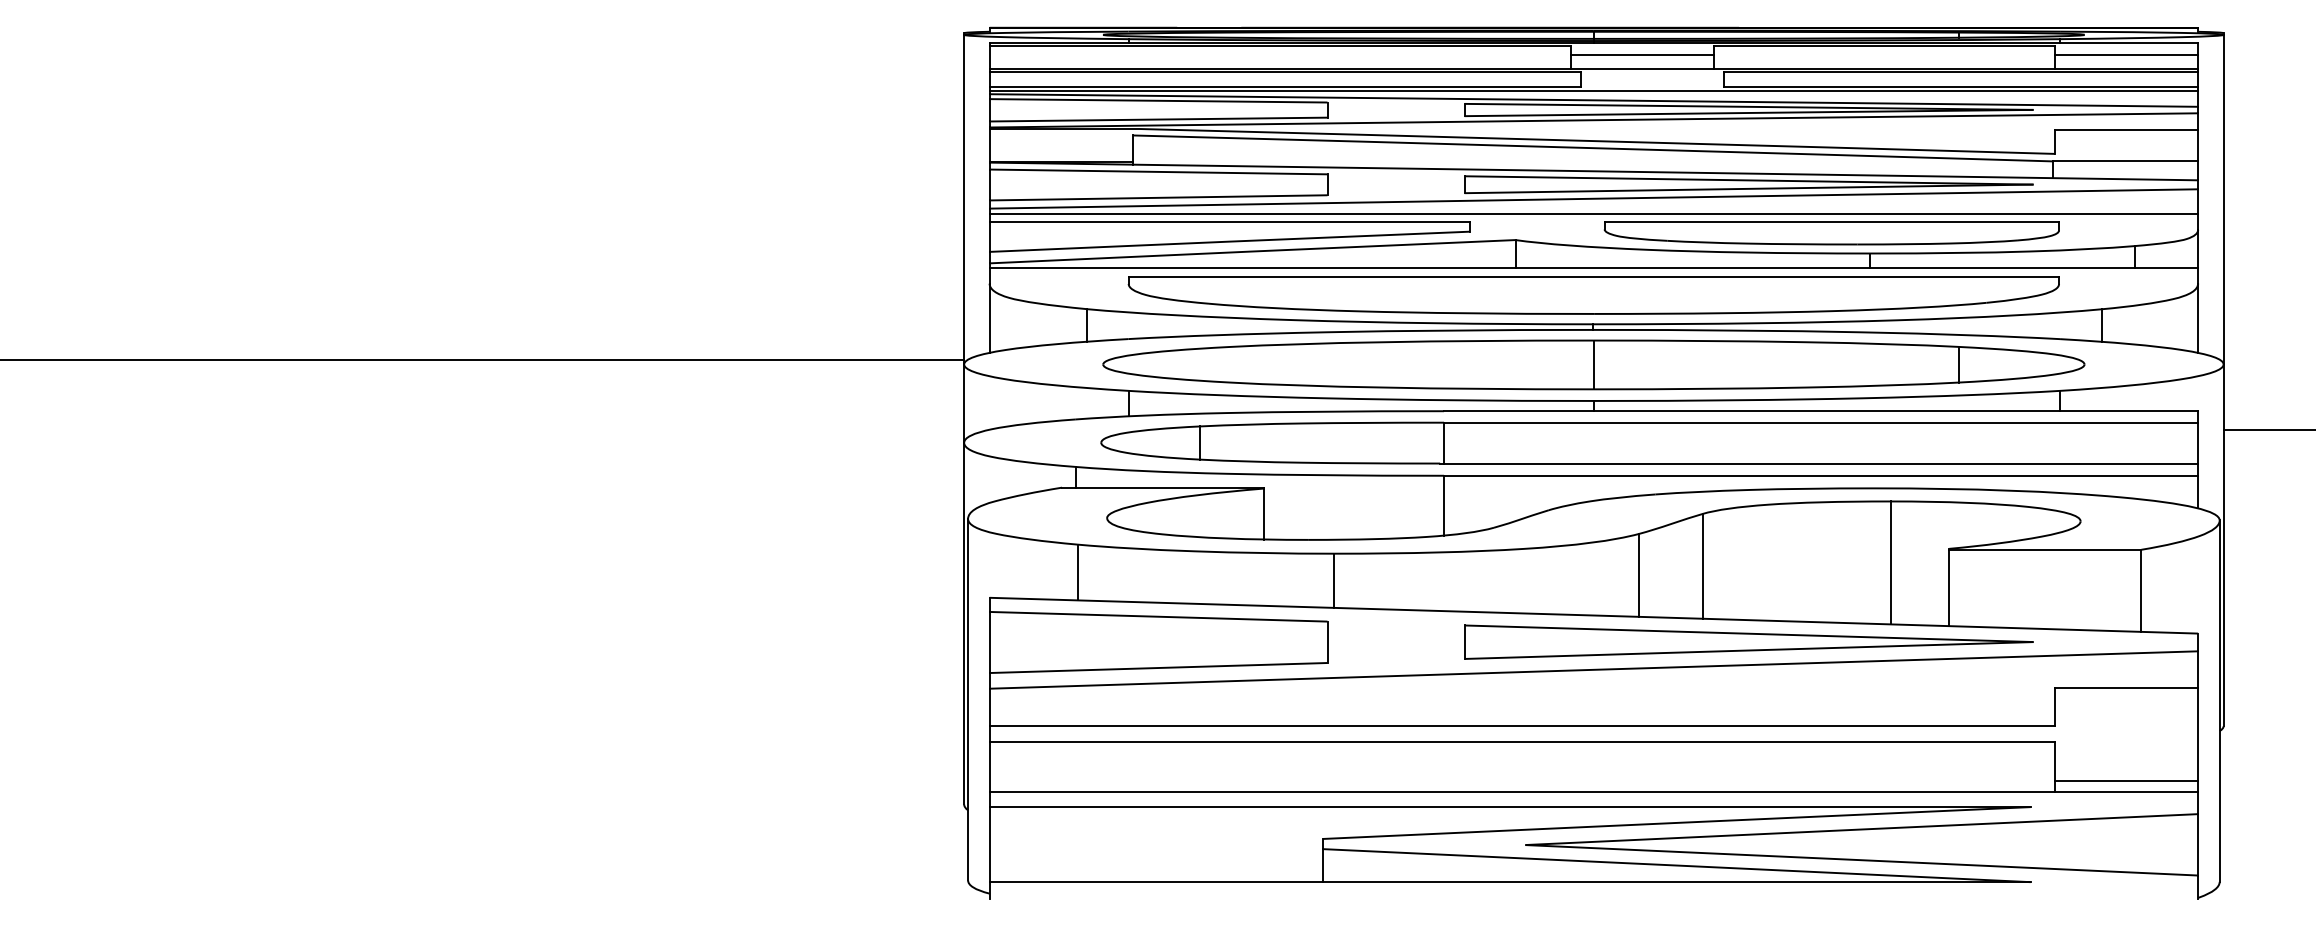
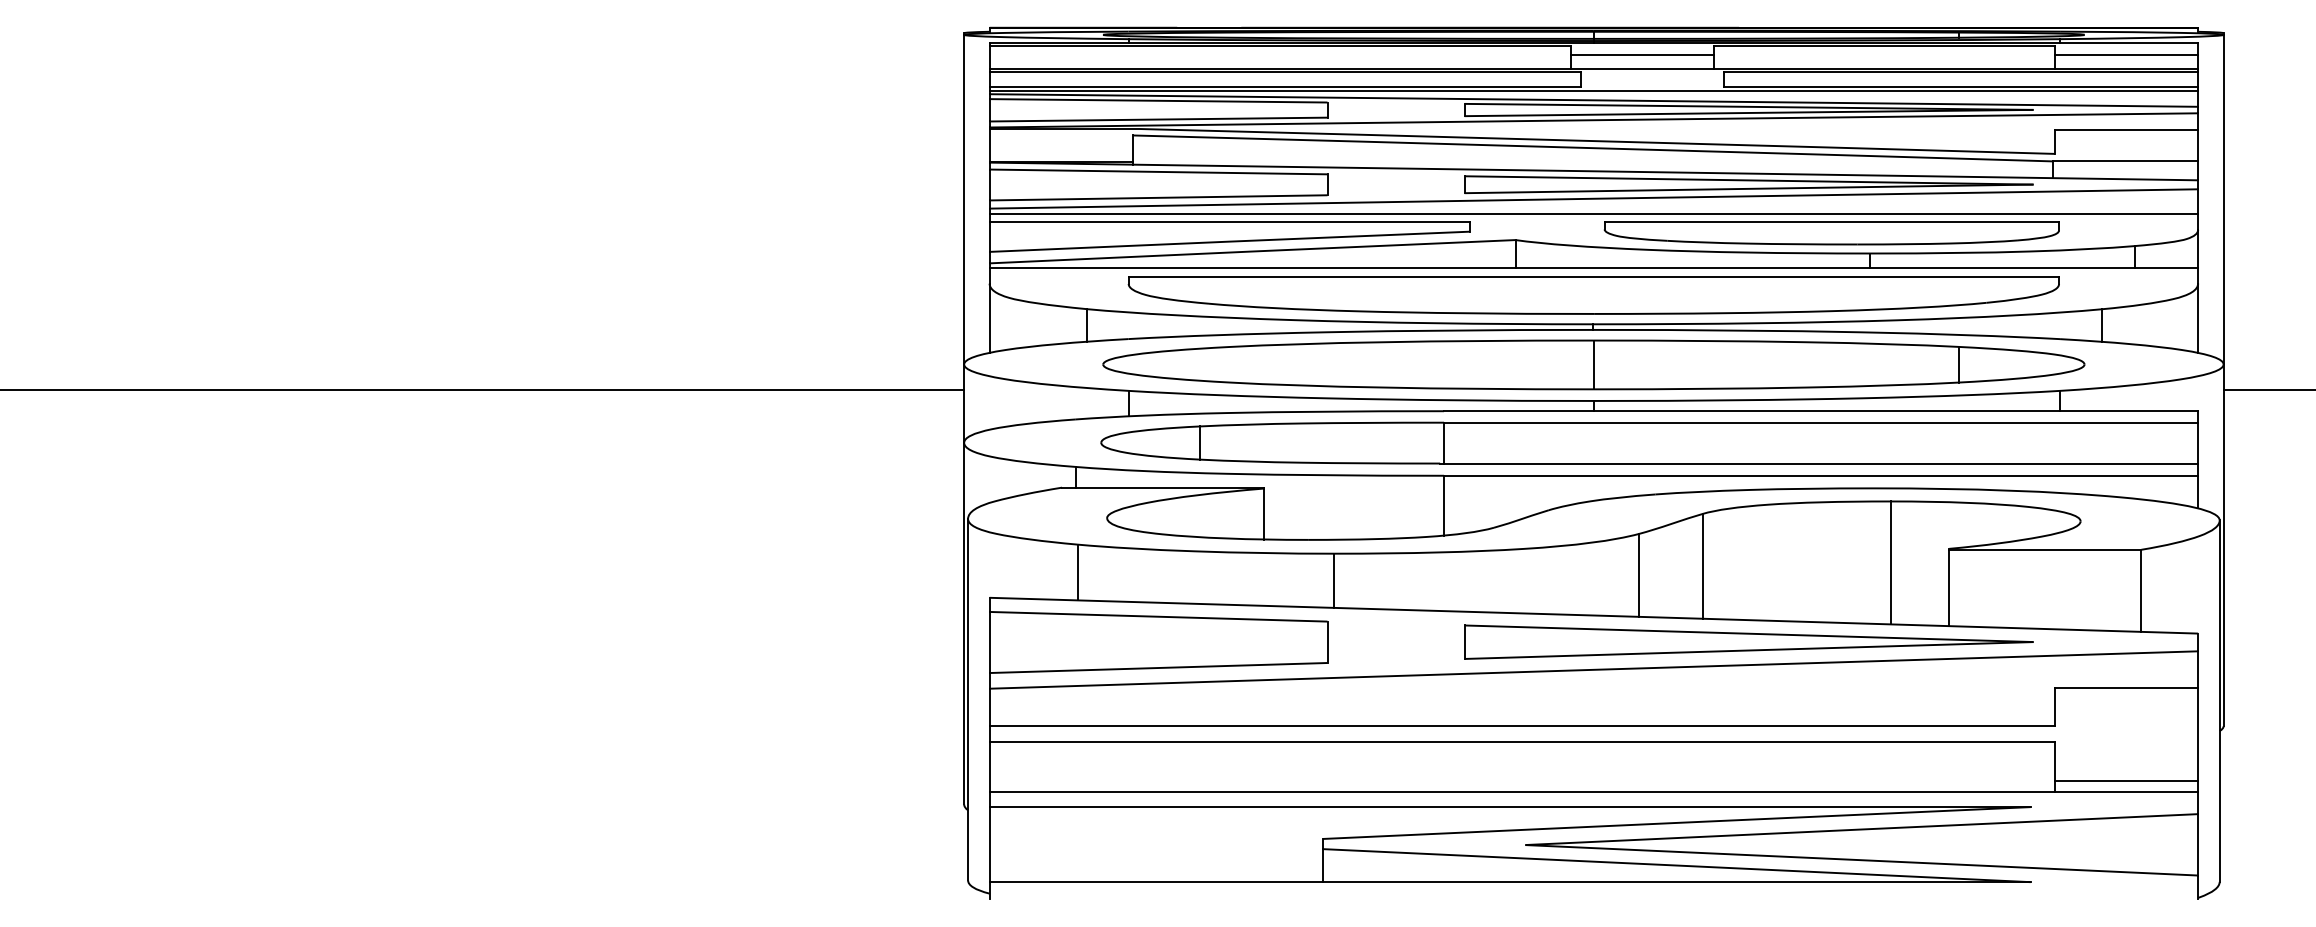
line position: (483, 360) -> (483, 390) (483, 390)
line position: (2267, 430) -> (2267, 390) (2267, 390)
